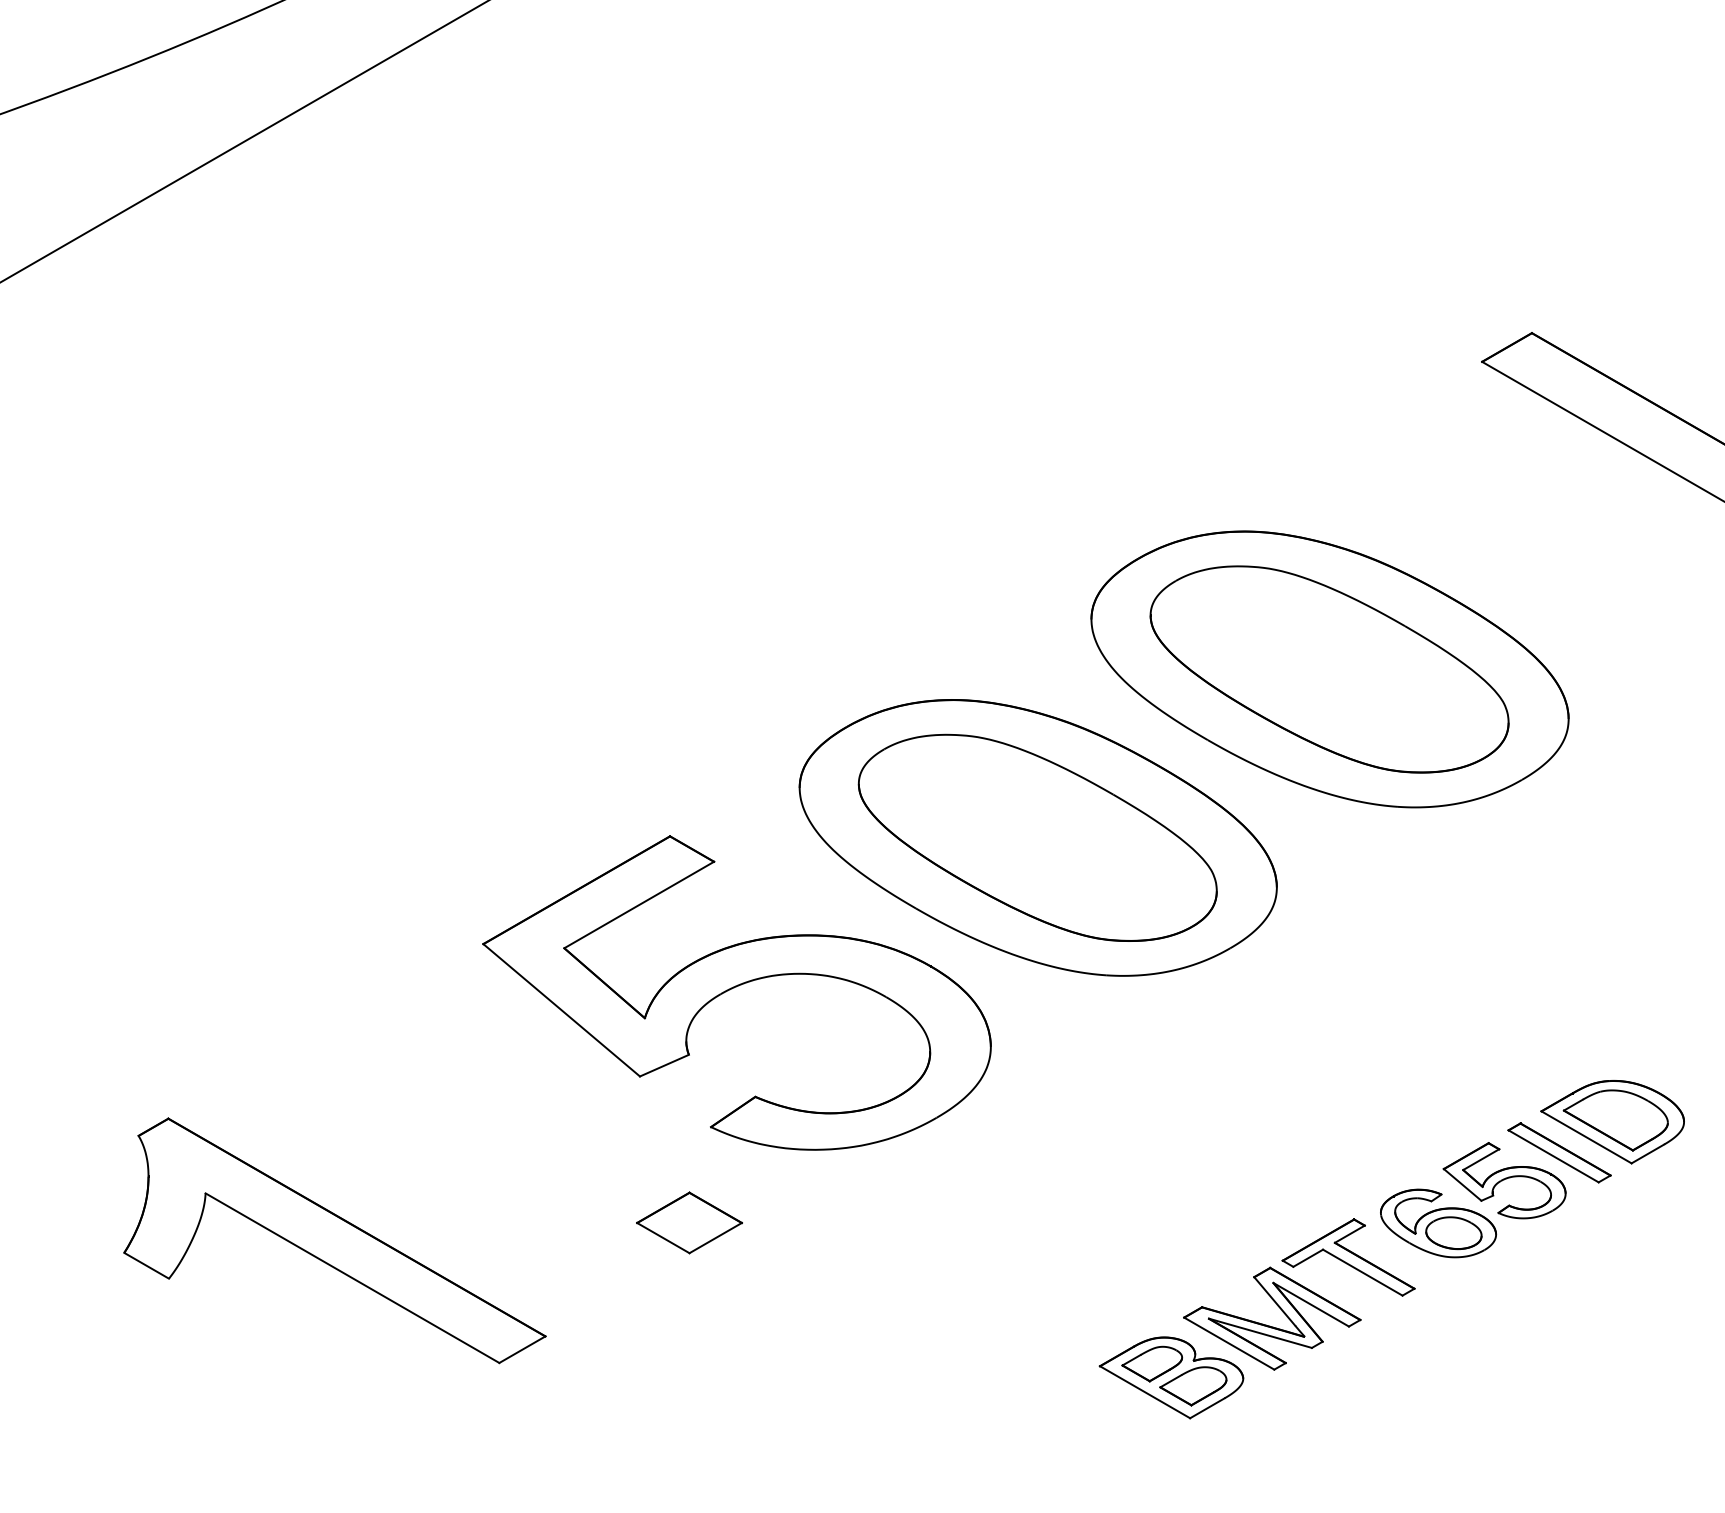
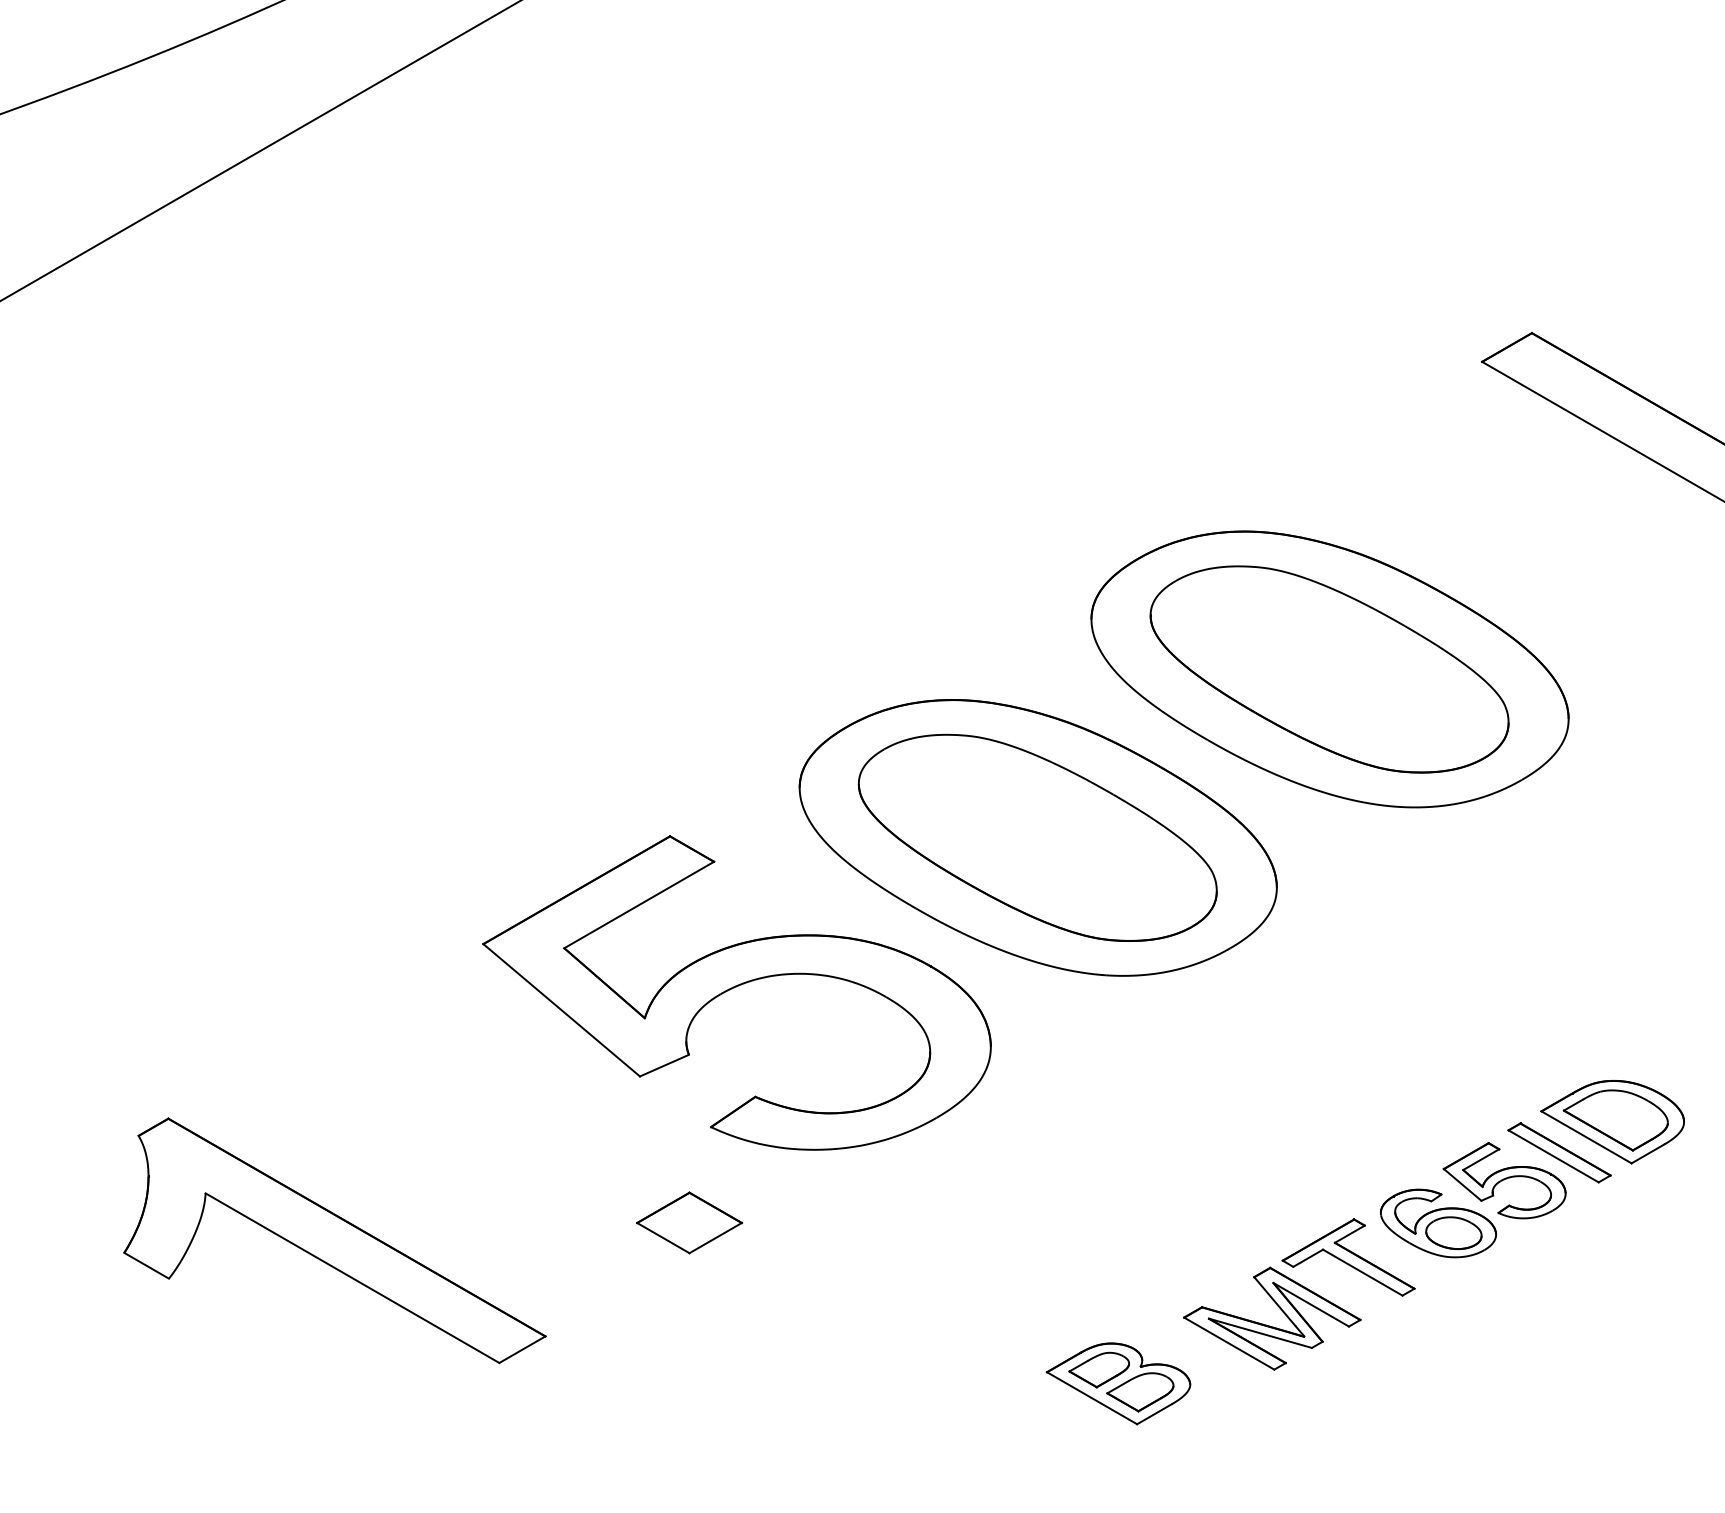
line position: (243, 141) -> (260, 151) (260, 151)
part position: (1171, 1377) -> (1118, 1383) (1118, 1383)
